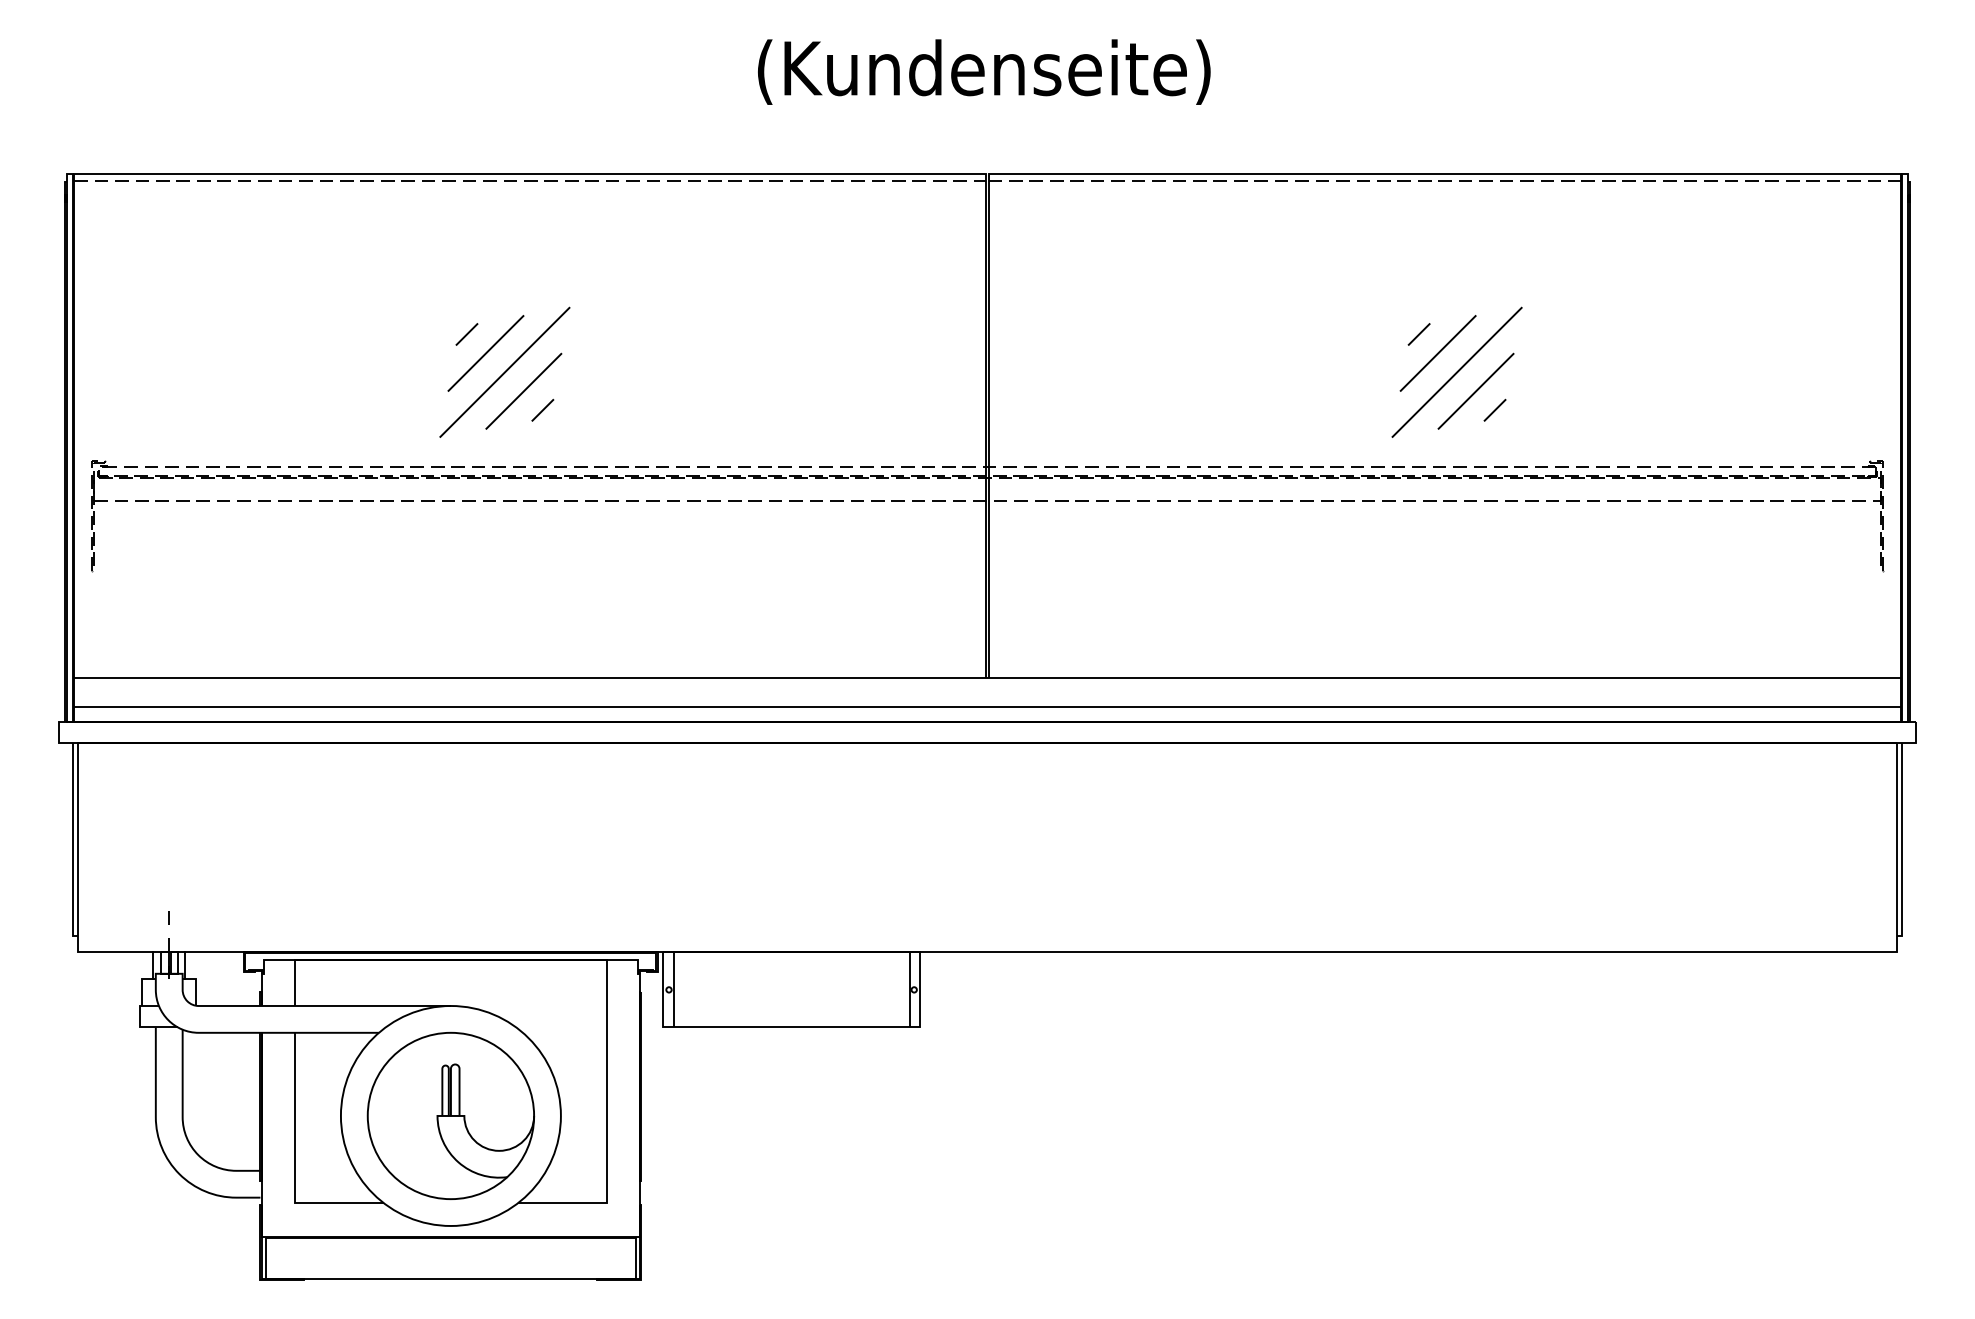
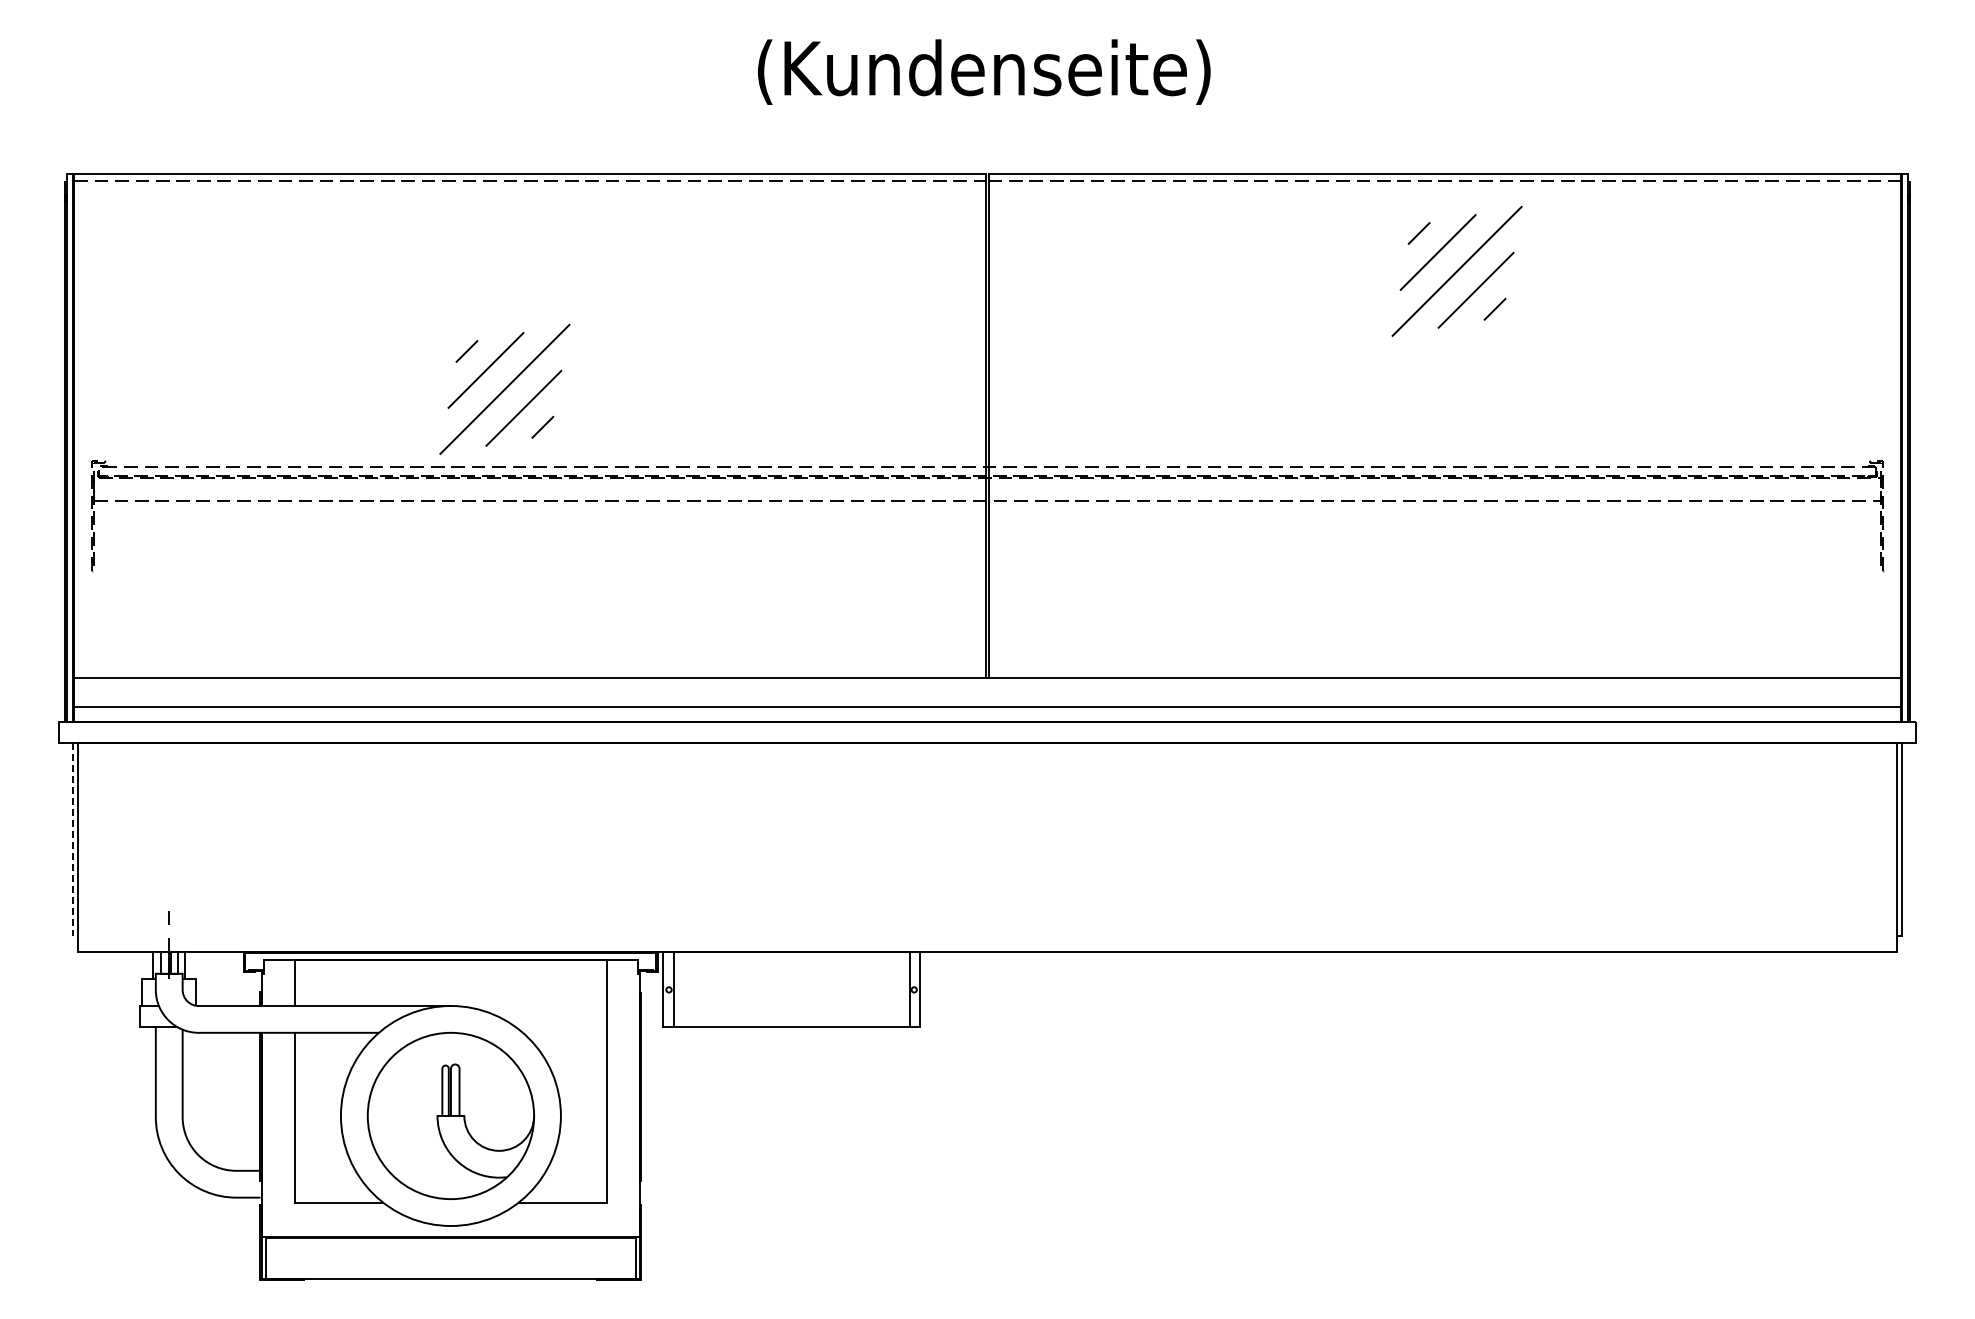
part position: (504, 371) -> (504, 388) (504, 388)
part position: (1456, 371) -> (1456, 270) (1456, 270)
line: solid -> dashed (72, 843)
